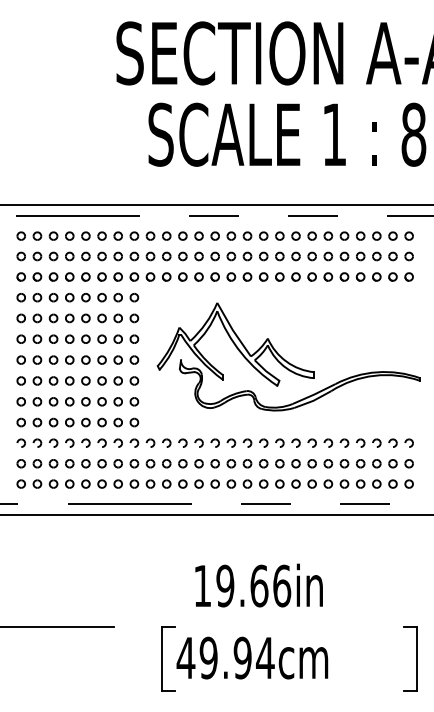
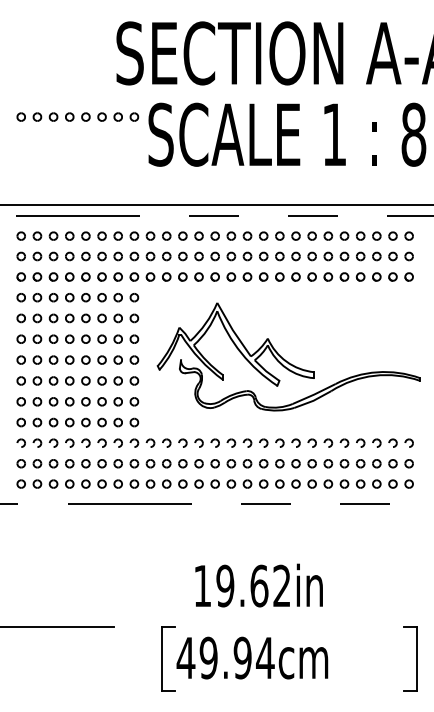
part: none -> present (77, 116)
line: present -> none (216, 515)
text: 19.66in -> 19.62in (282, 585)
